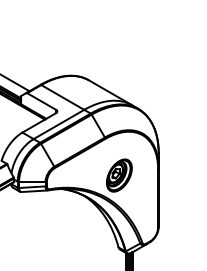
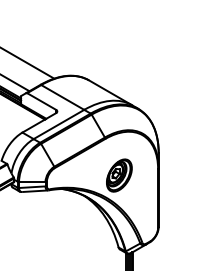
line: none -> present (28, 63)
